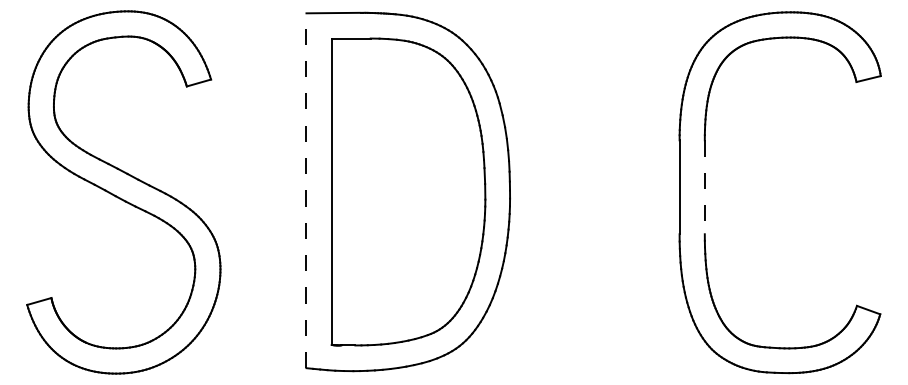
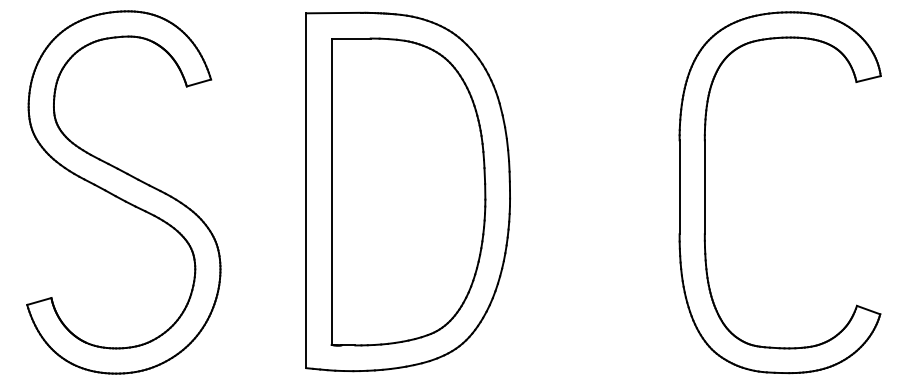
line: dashed -> solid (704, 187)
line: dashed -> solid (306, 190)
